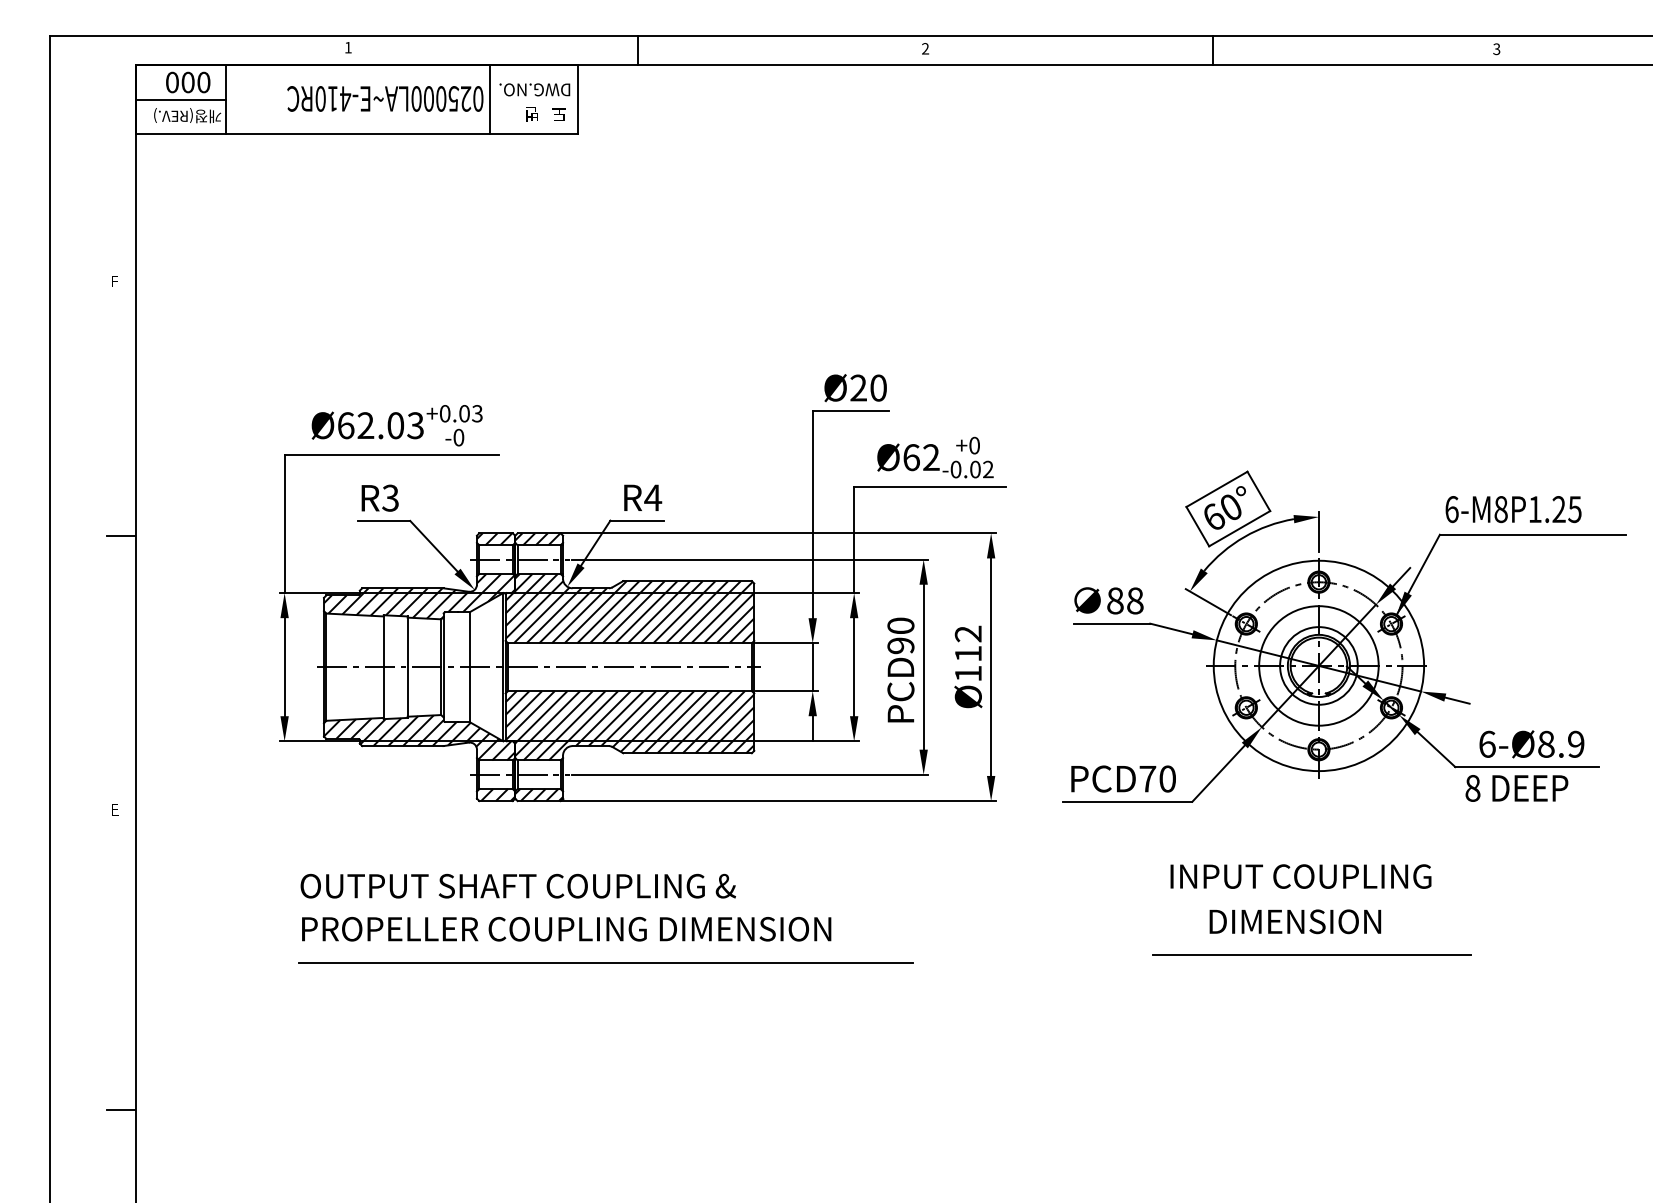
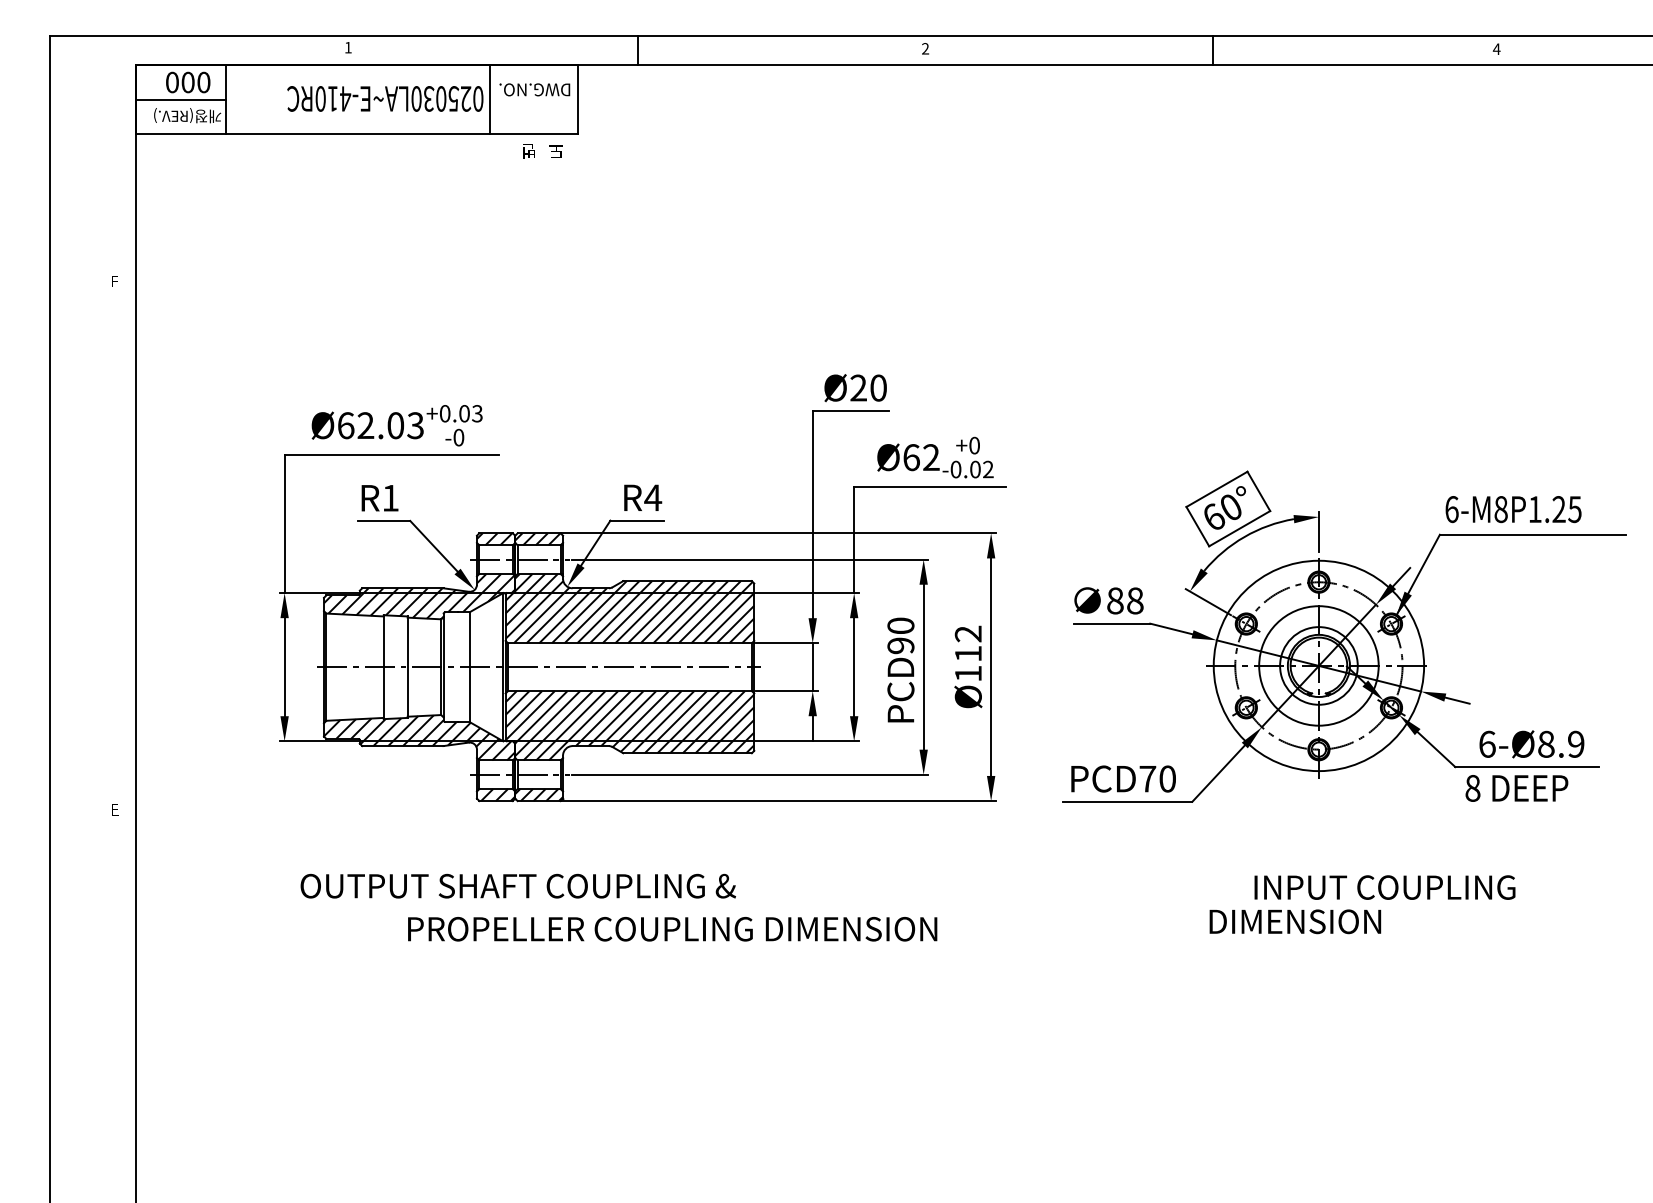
text: 3 -> 4 (1496, 49)
text: 025000LA~E-410RC -> 025030LA~E-410RC (429, 98)
text position: (545, 114) -> (542, 151) (542, 151)
text: R3 -> R1 (390, 497)
line: present -> none (120, 535)
text position: (1300, 876) -> (1384, 887) (1384, 887)
text position: (566, 929) -> (672, 929) (672, 929)
line: present -> none (1311, 954)
line: present -> none (605, 963)
line: present -> none (120, 1110)
